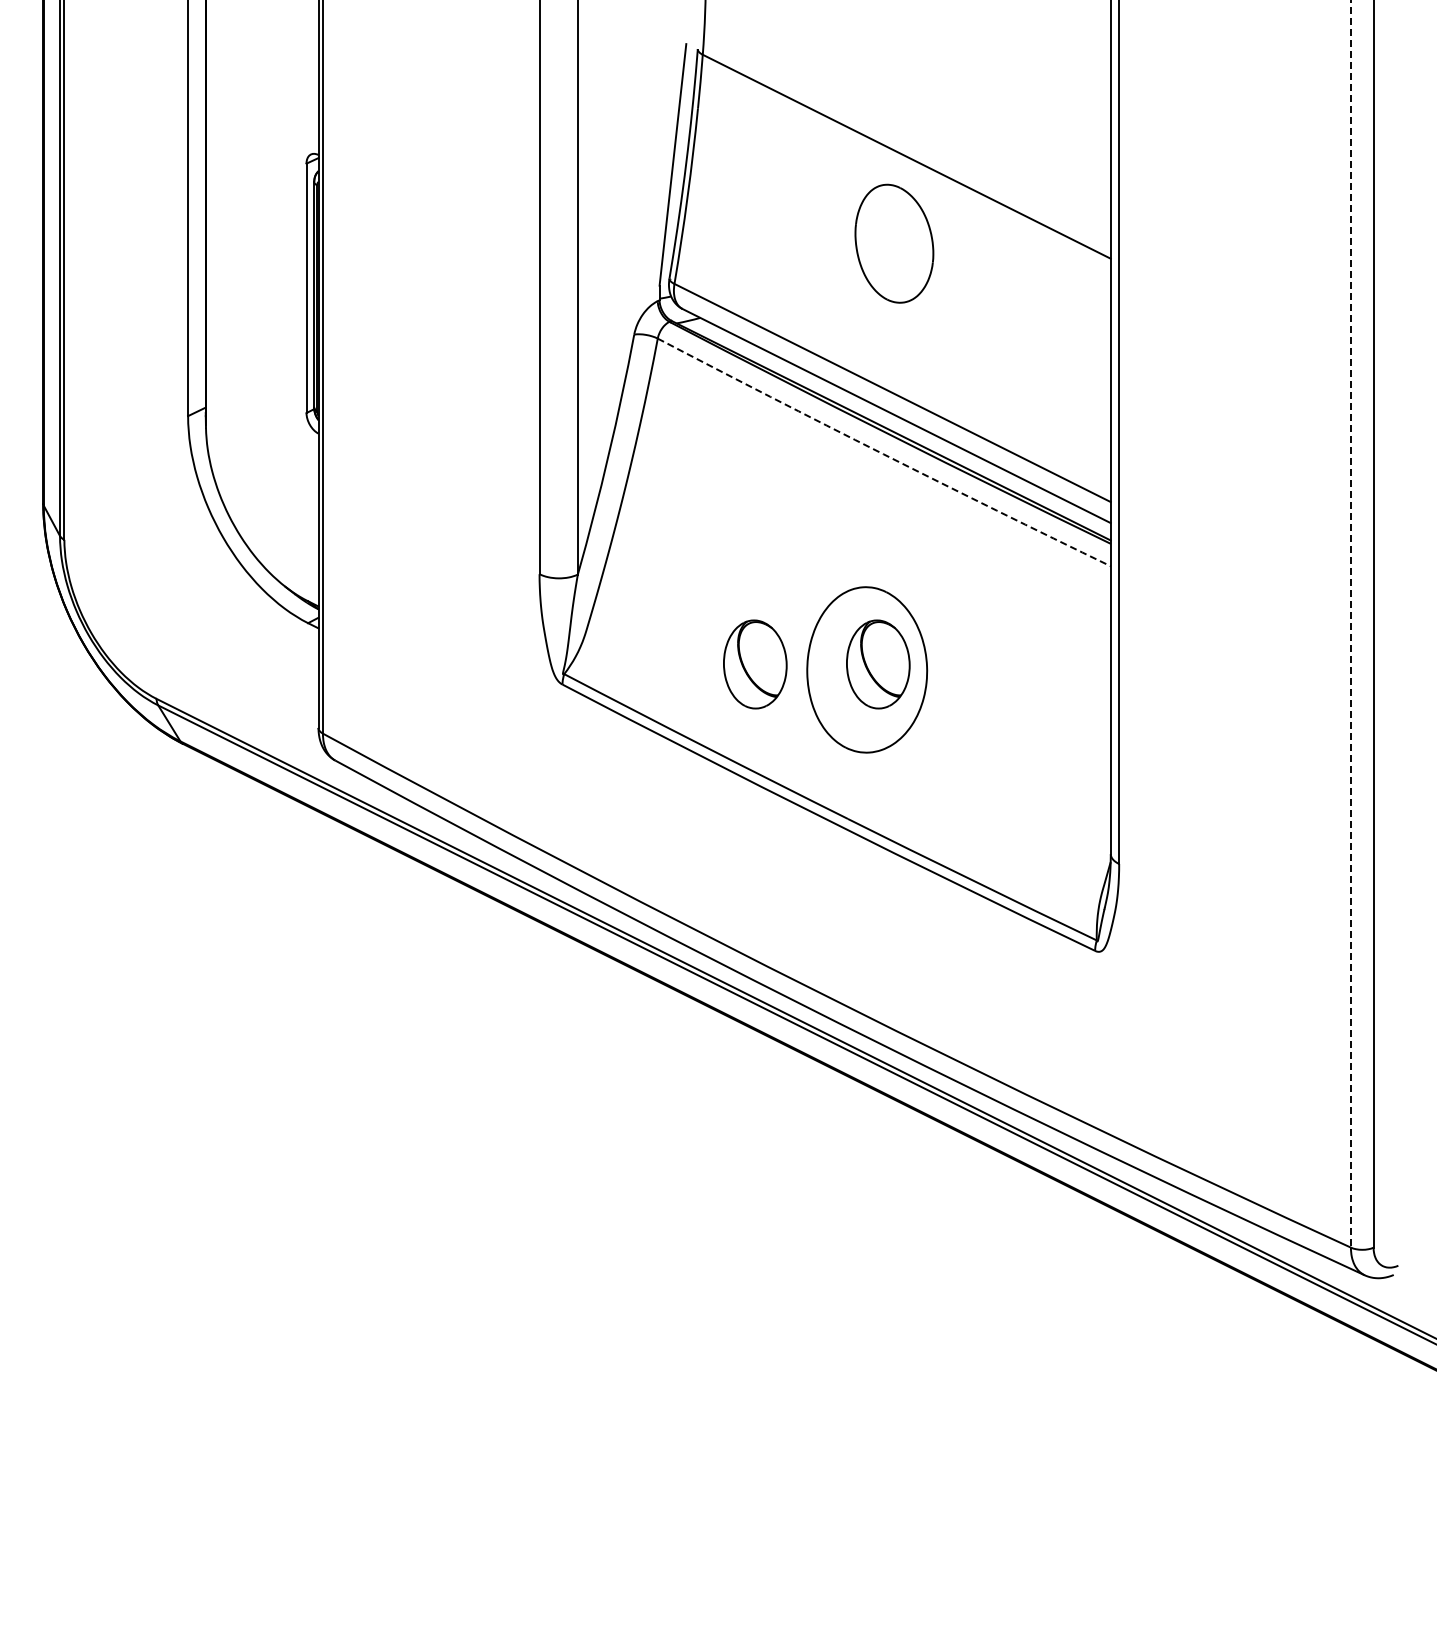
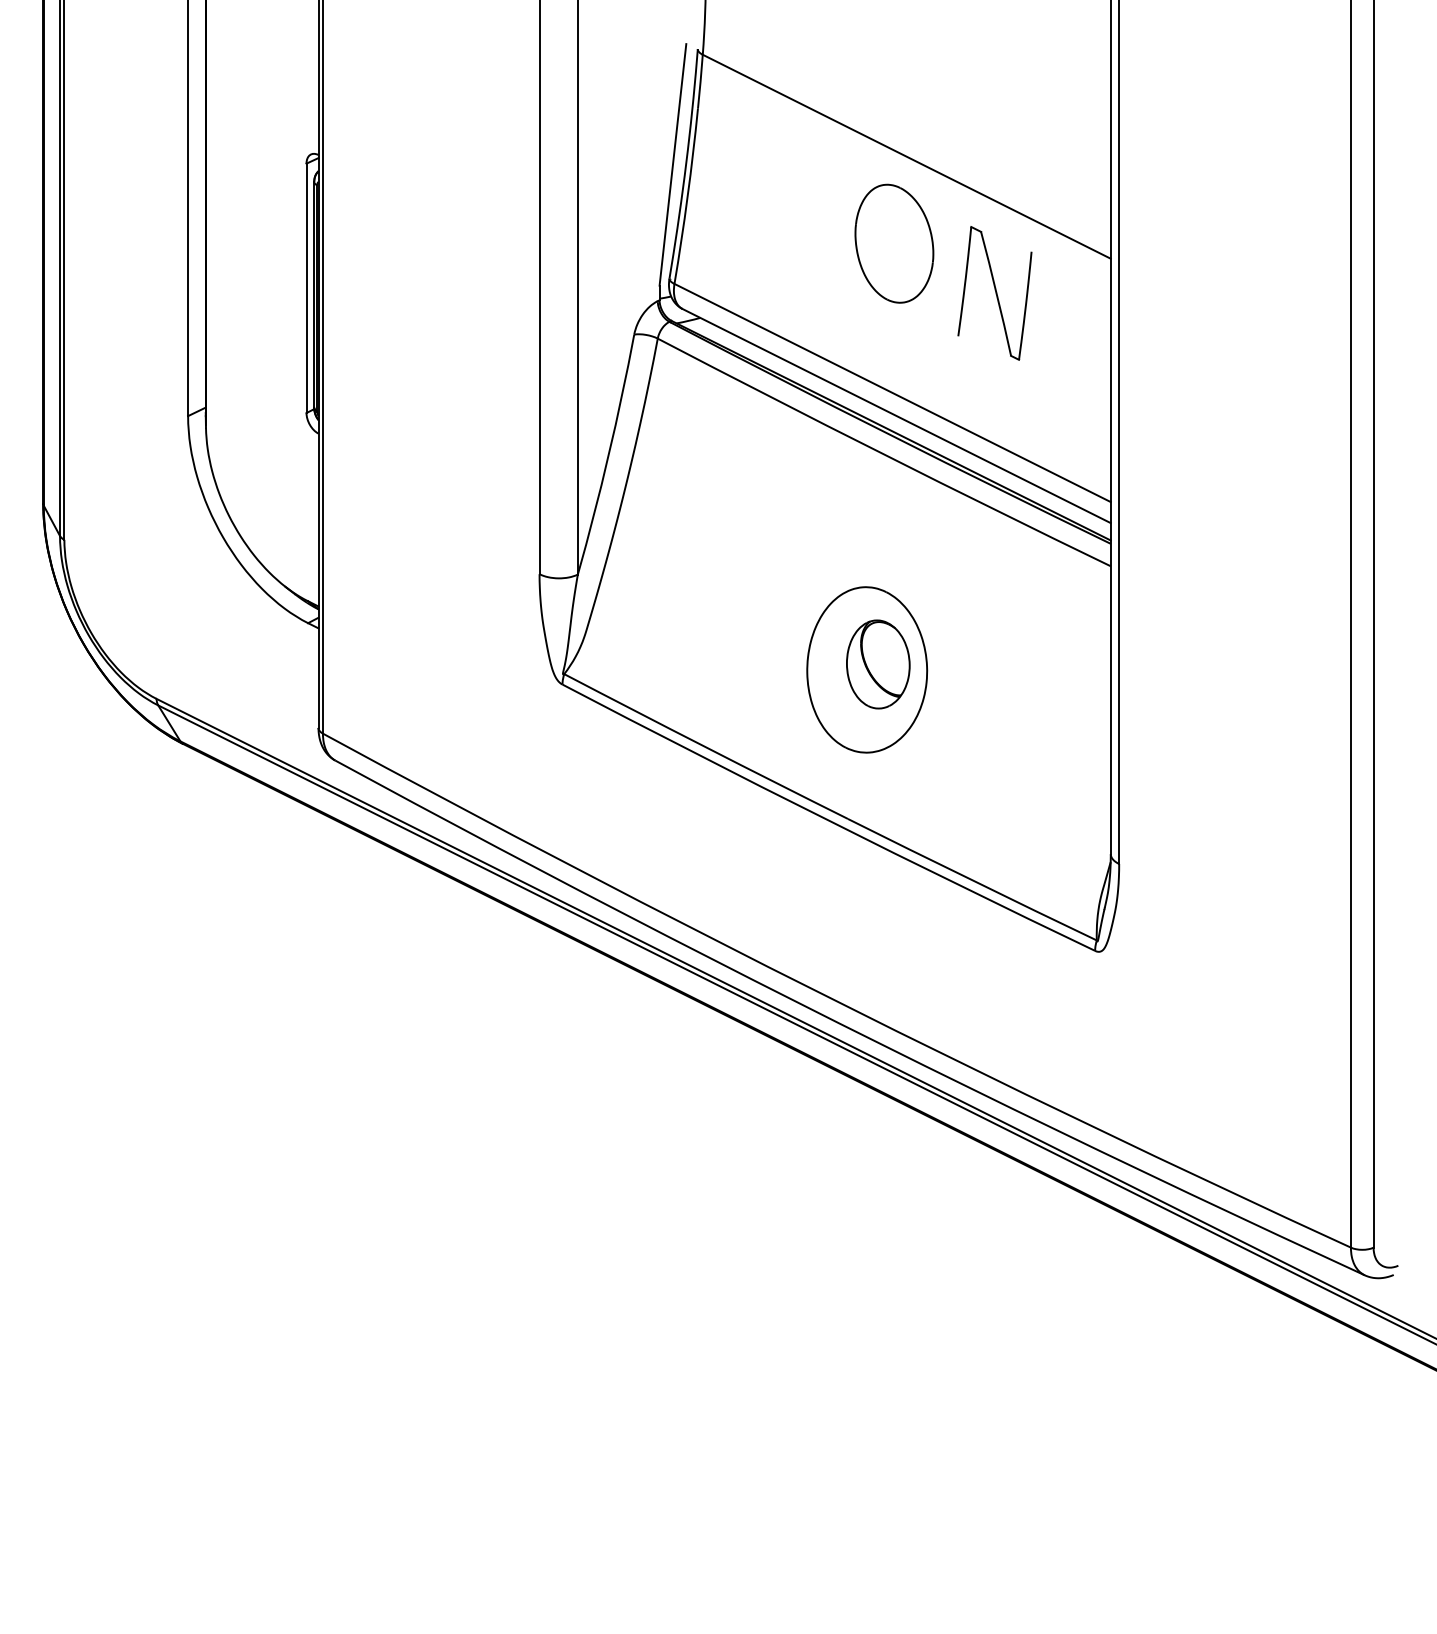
part: none -> present (994, 293)
arc: dashed -> solid (883, 454)
line: dashed -> solid (1350, 624)
part: present -> none (755, 664)
